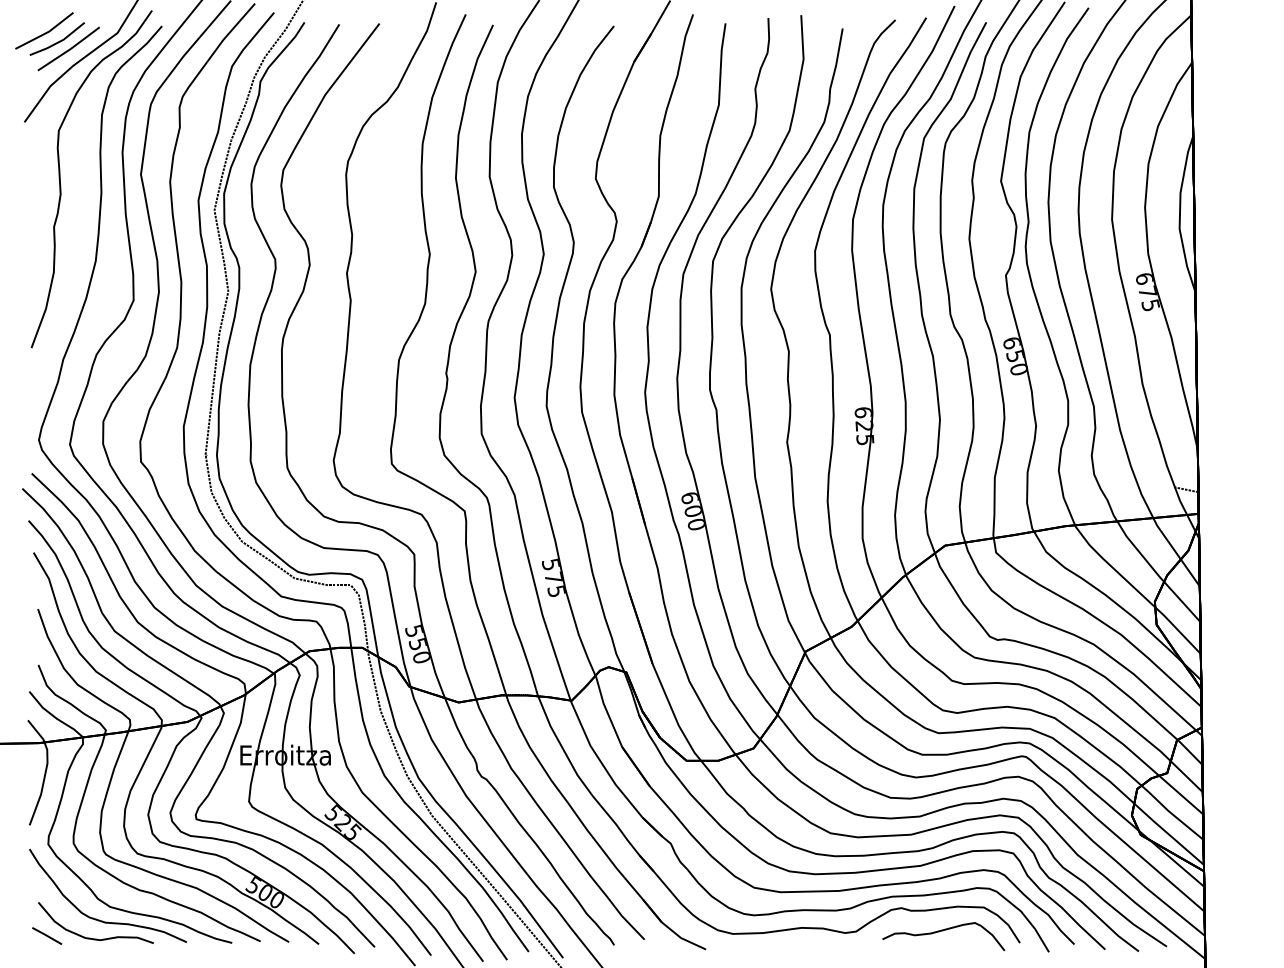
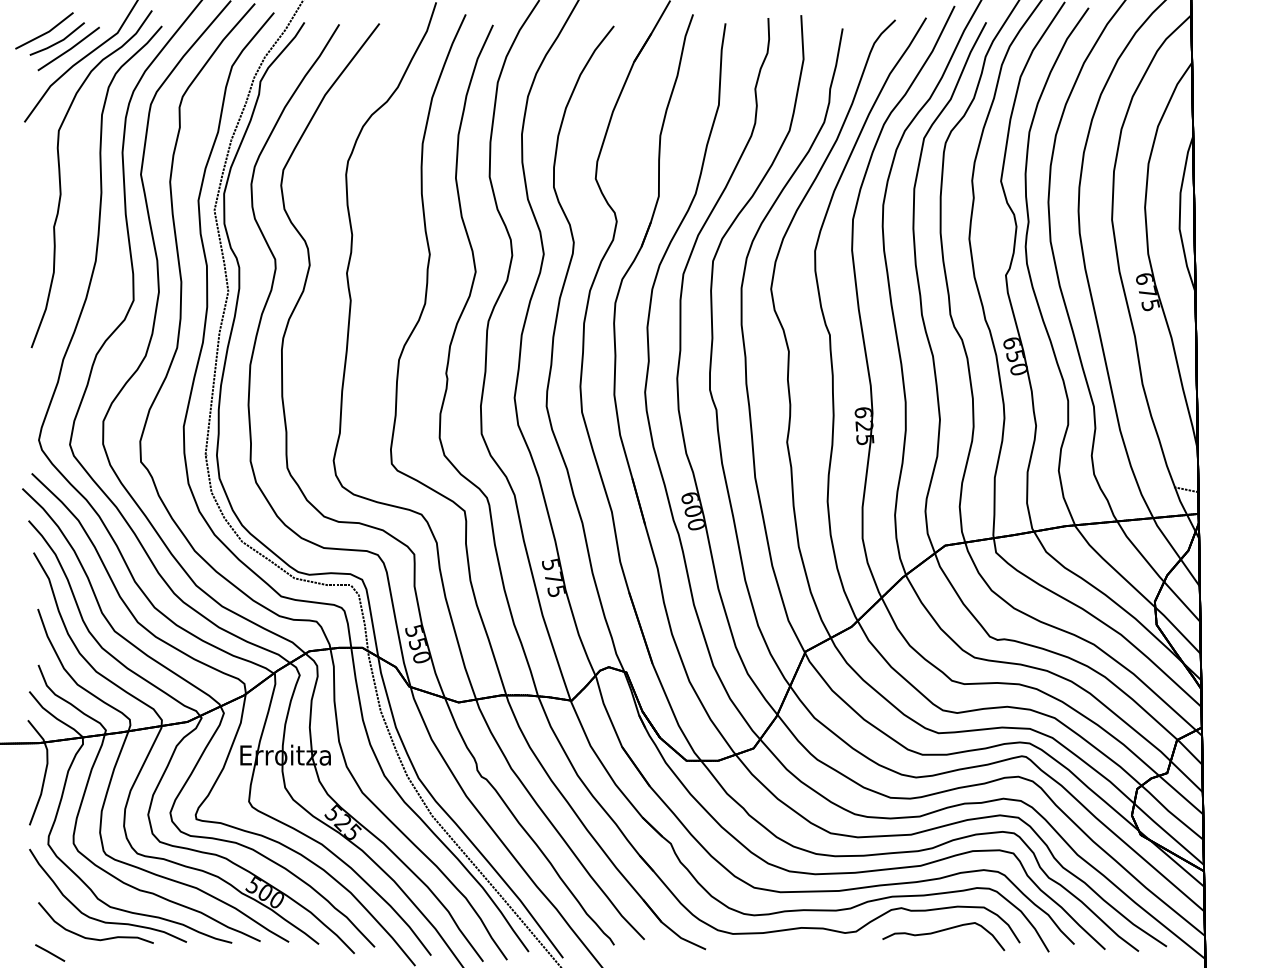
line position: (47, 935) -> (50, 952) (50, 952)
